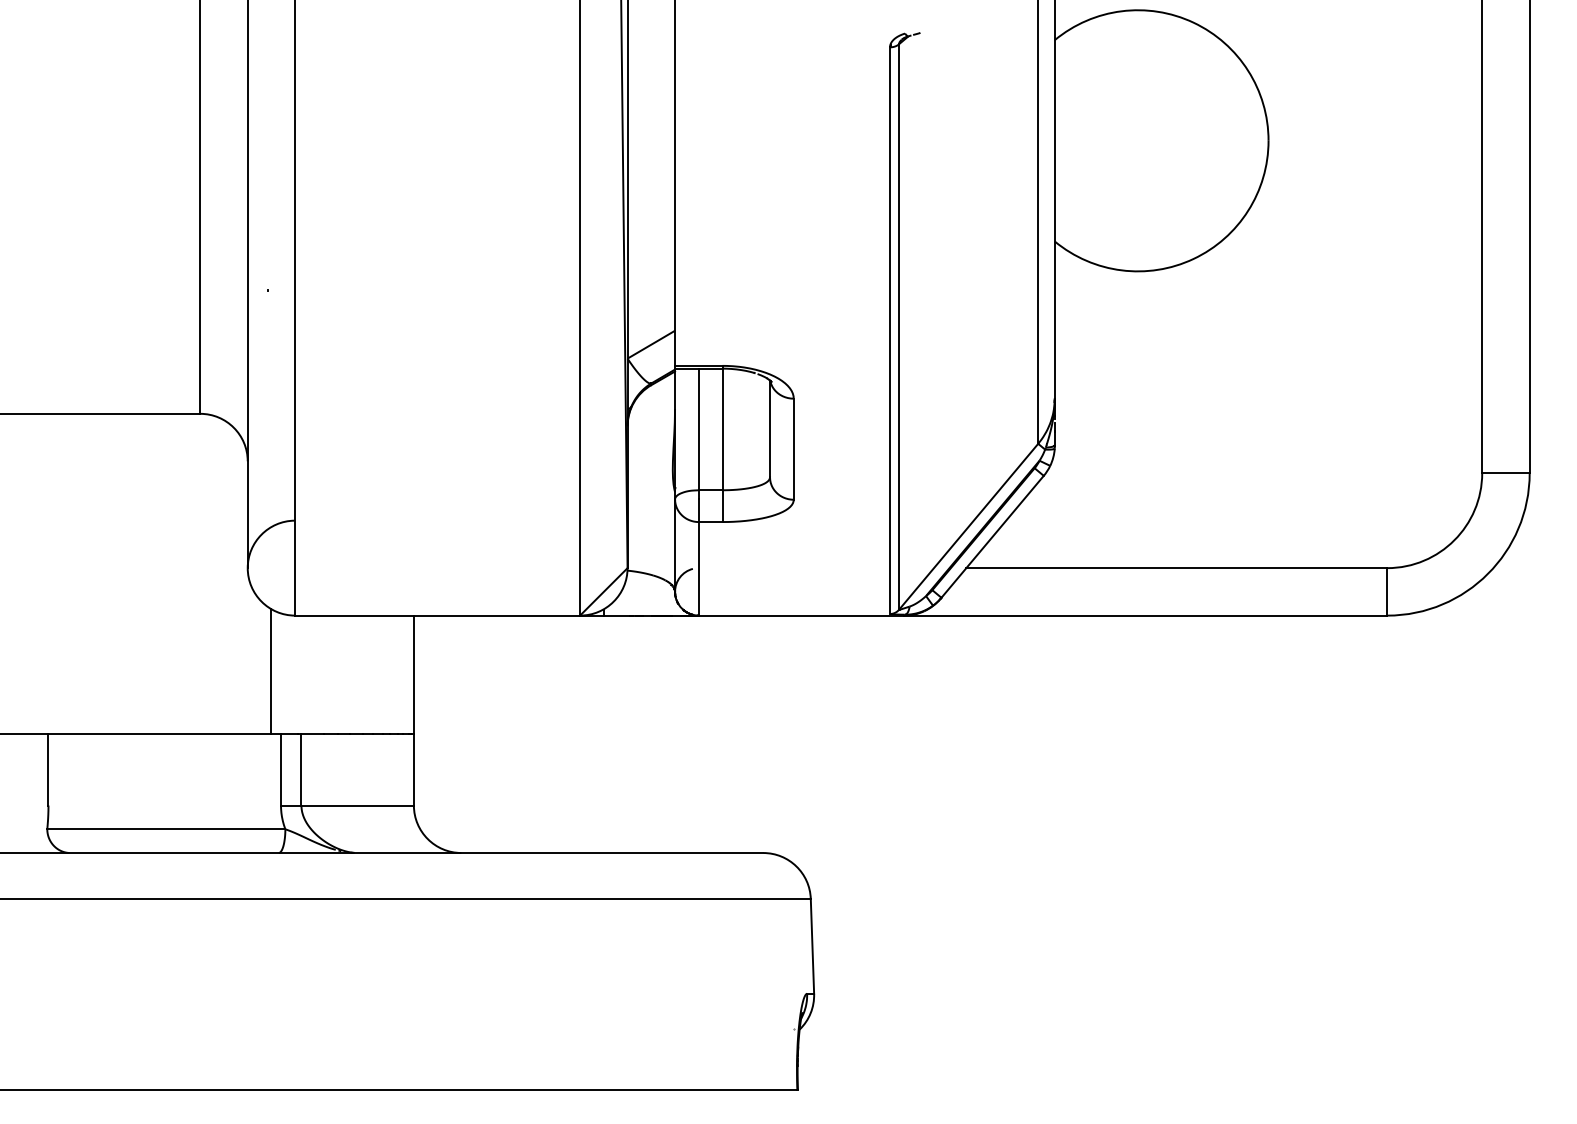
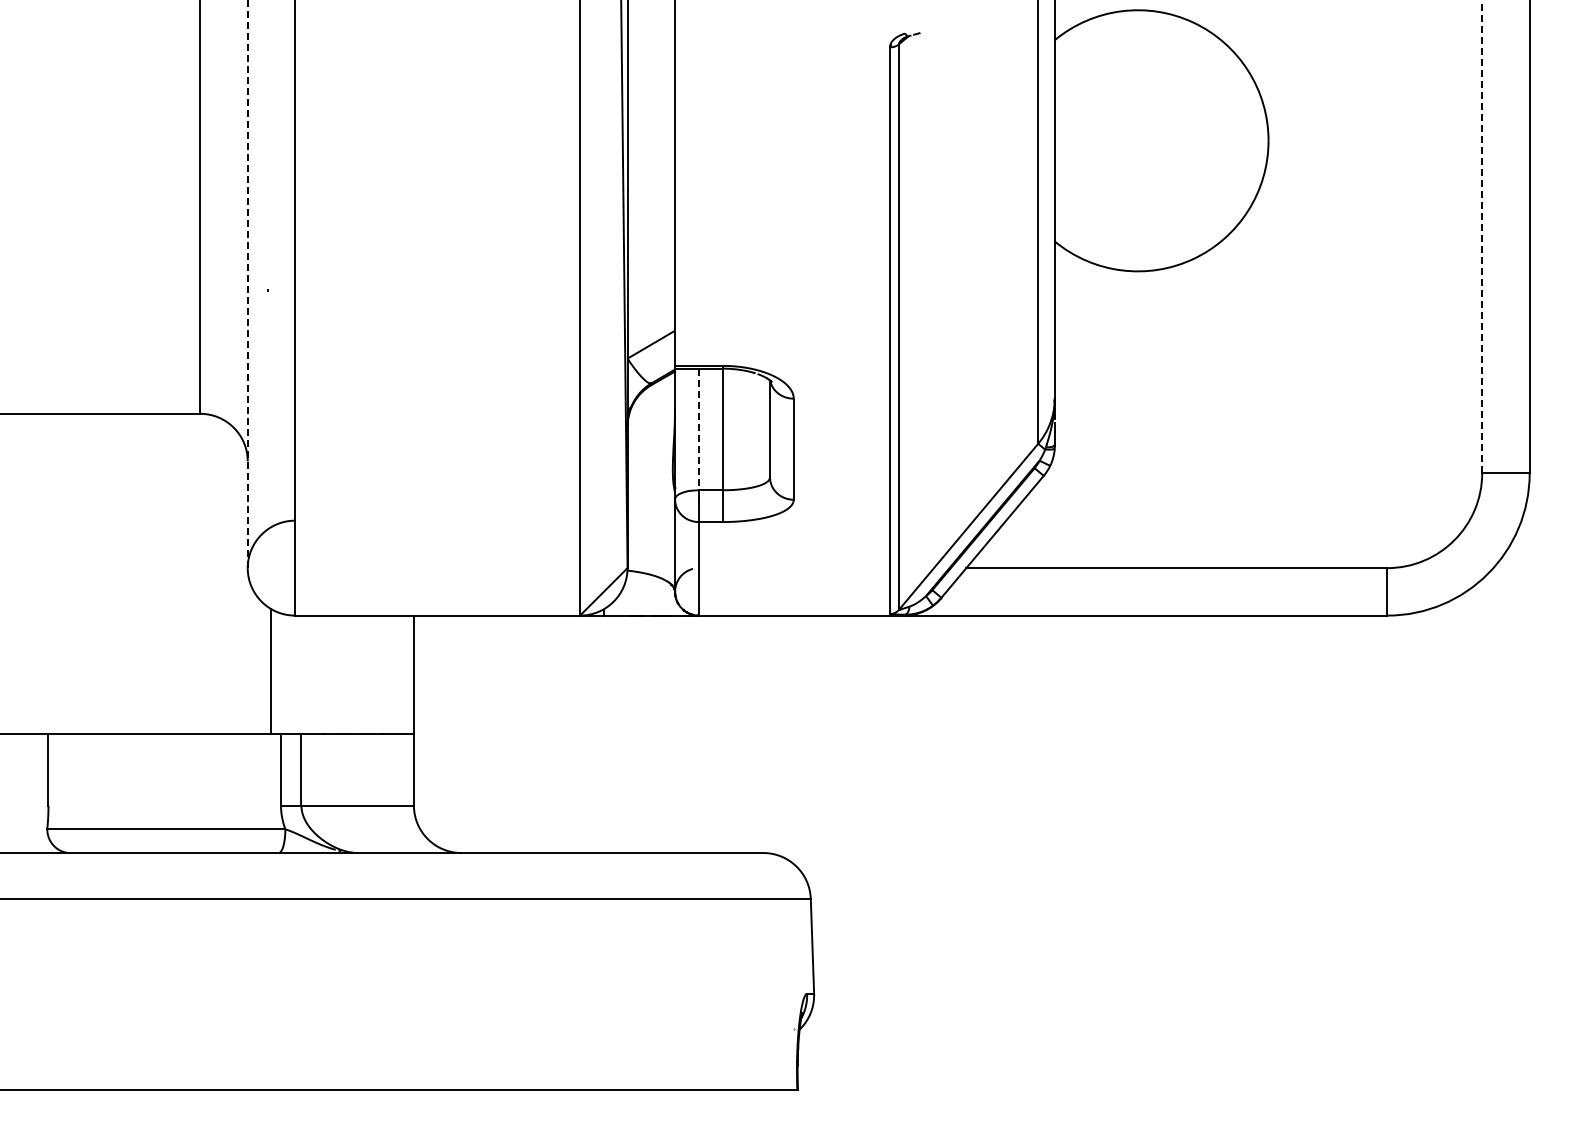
line: solid -> dashed (1482, 236)
line: solid -> dashed (247, 284)
line: solid -> dashed (698, 429)
